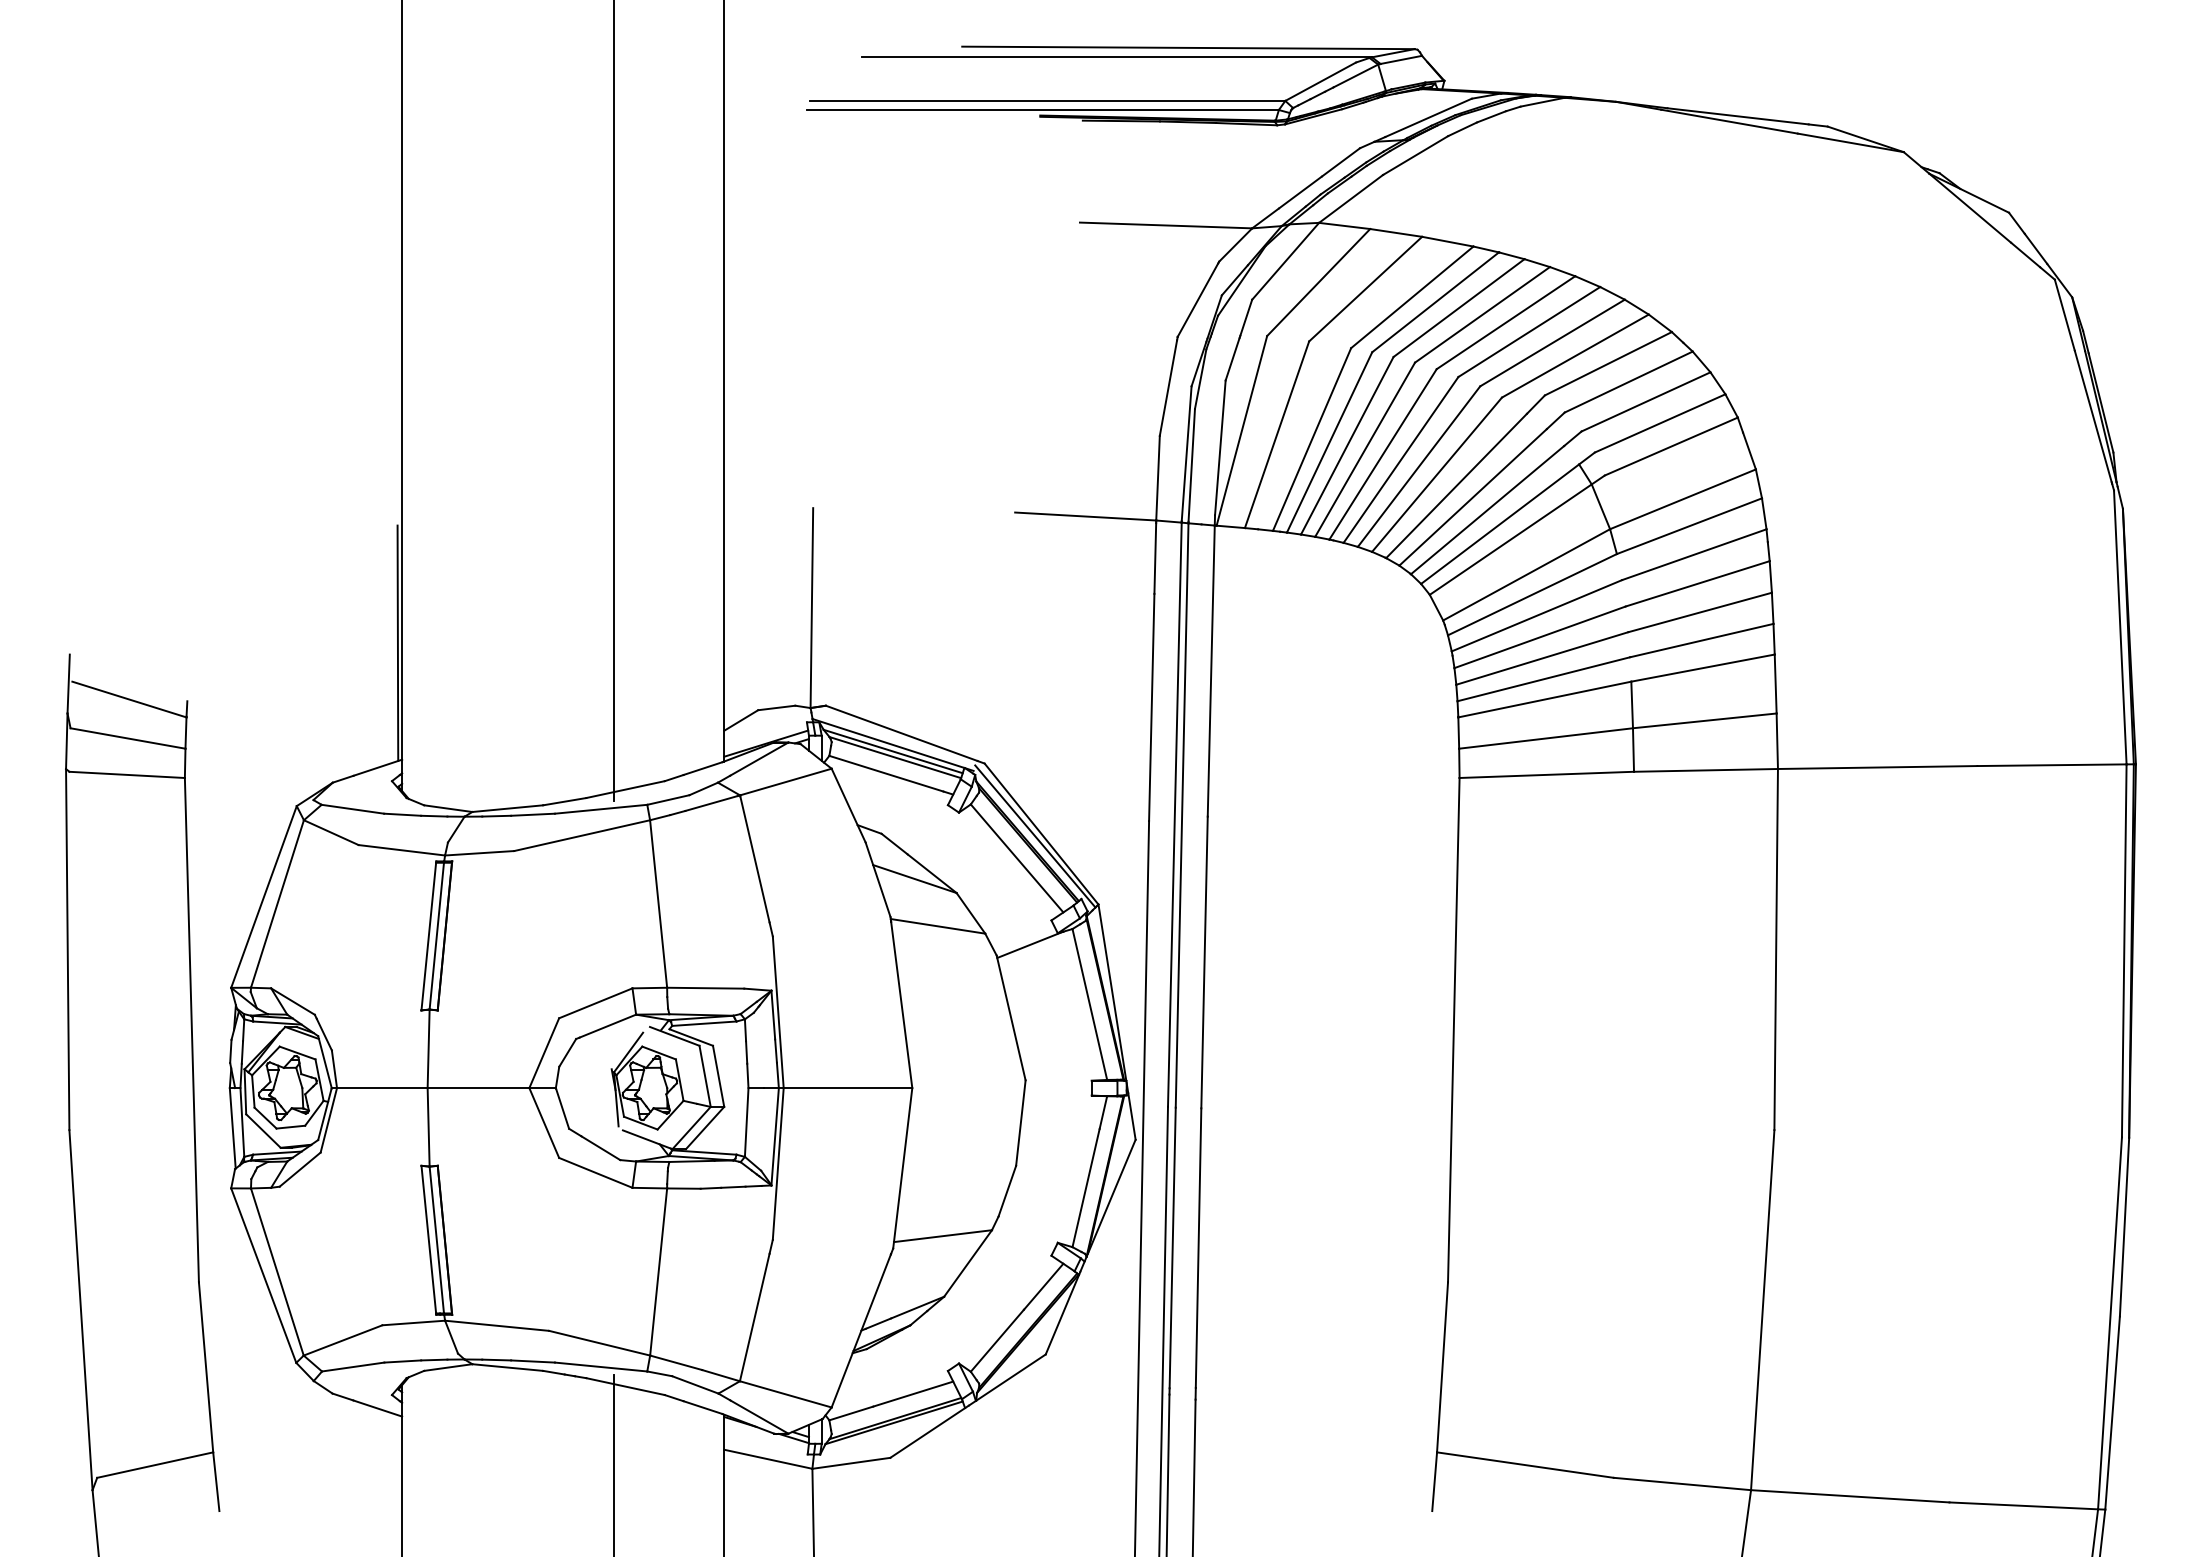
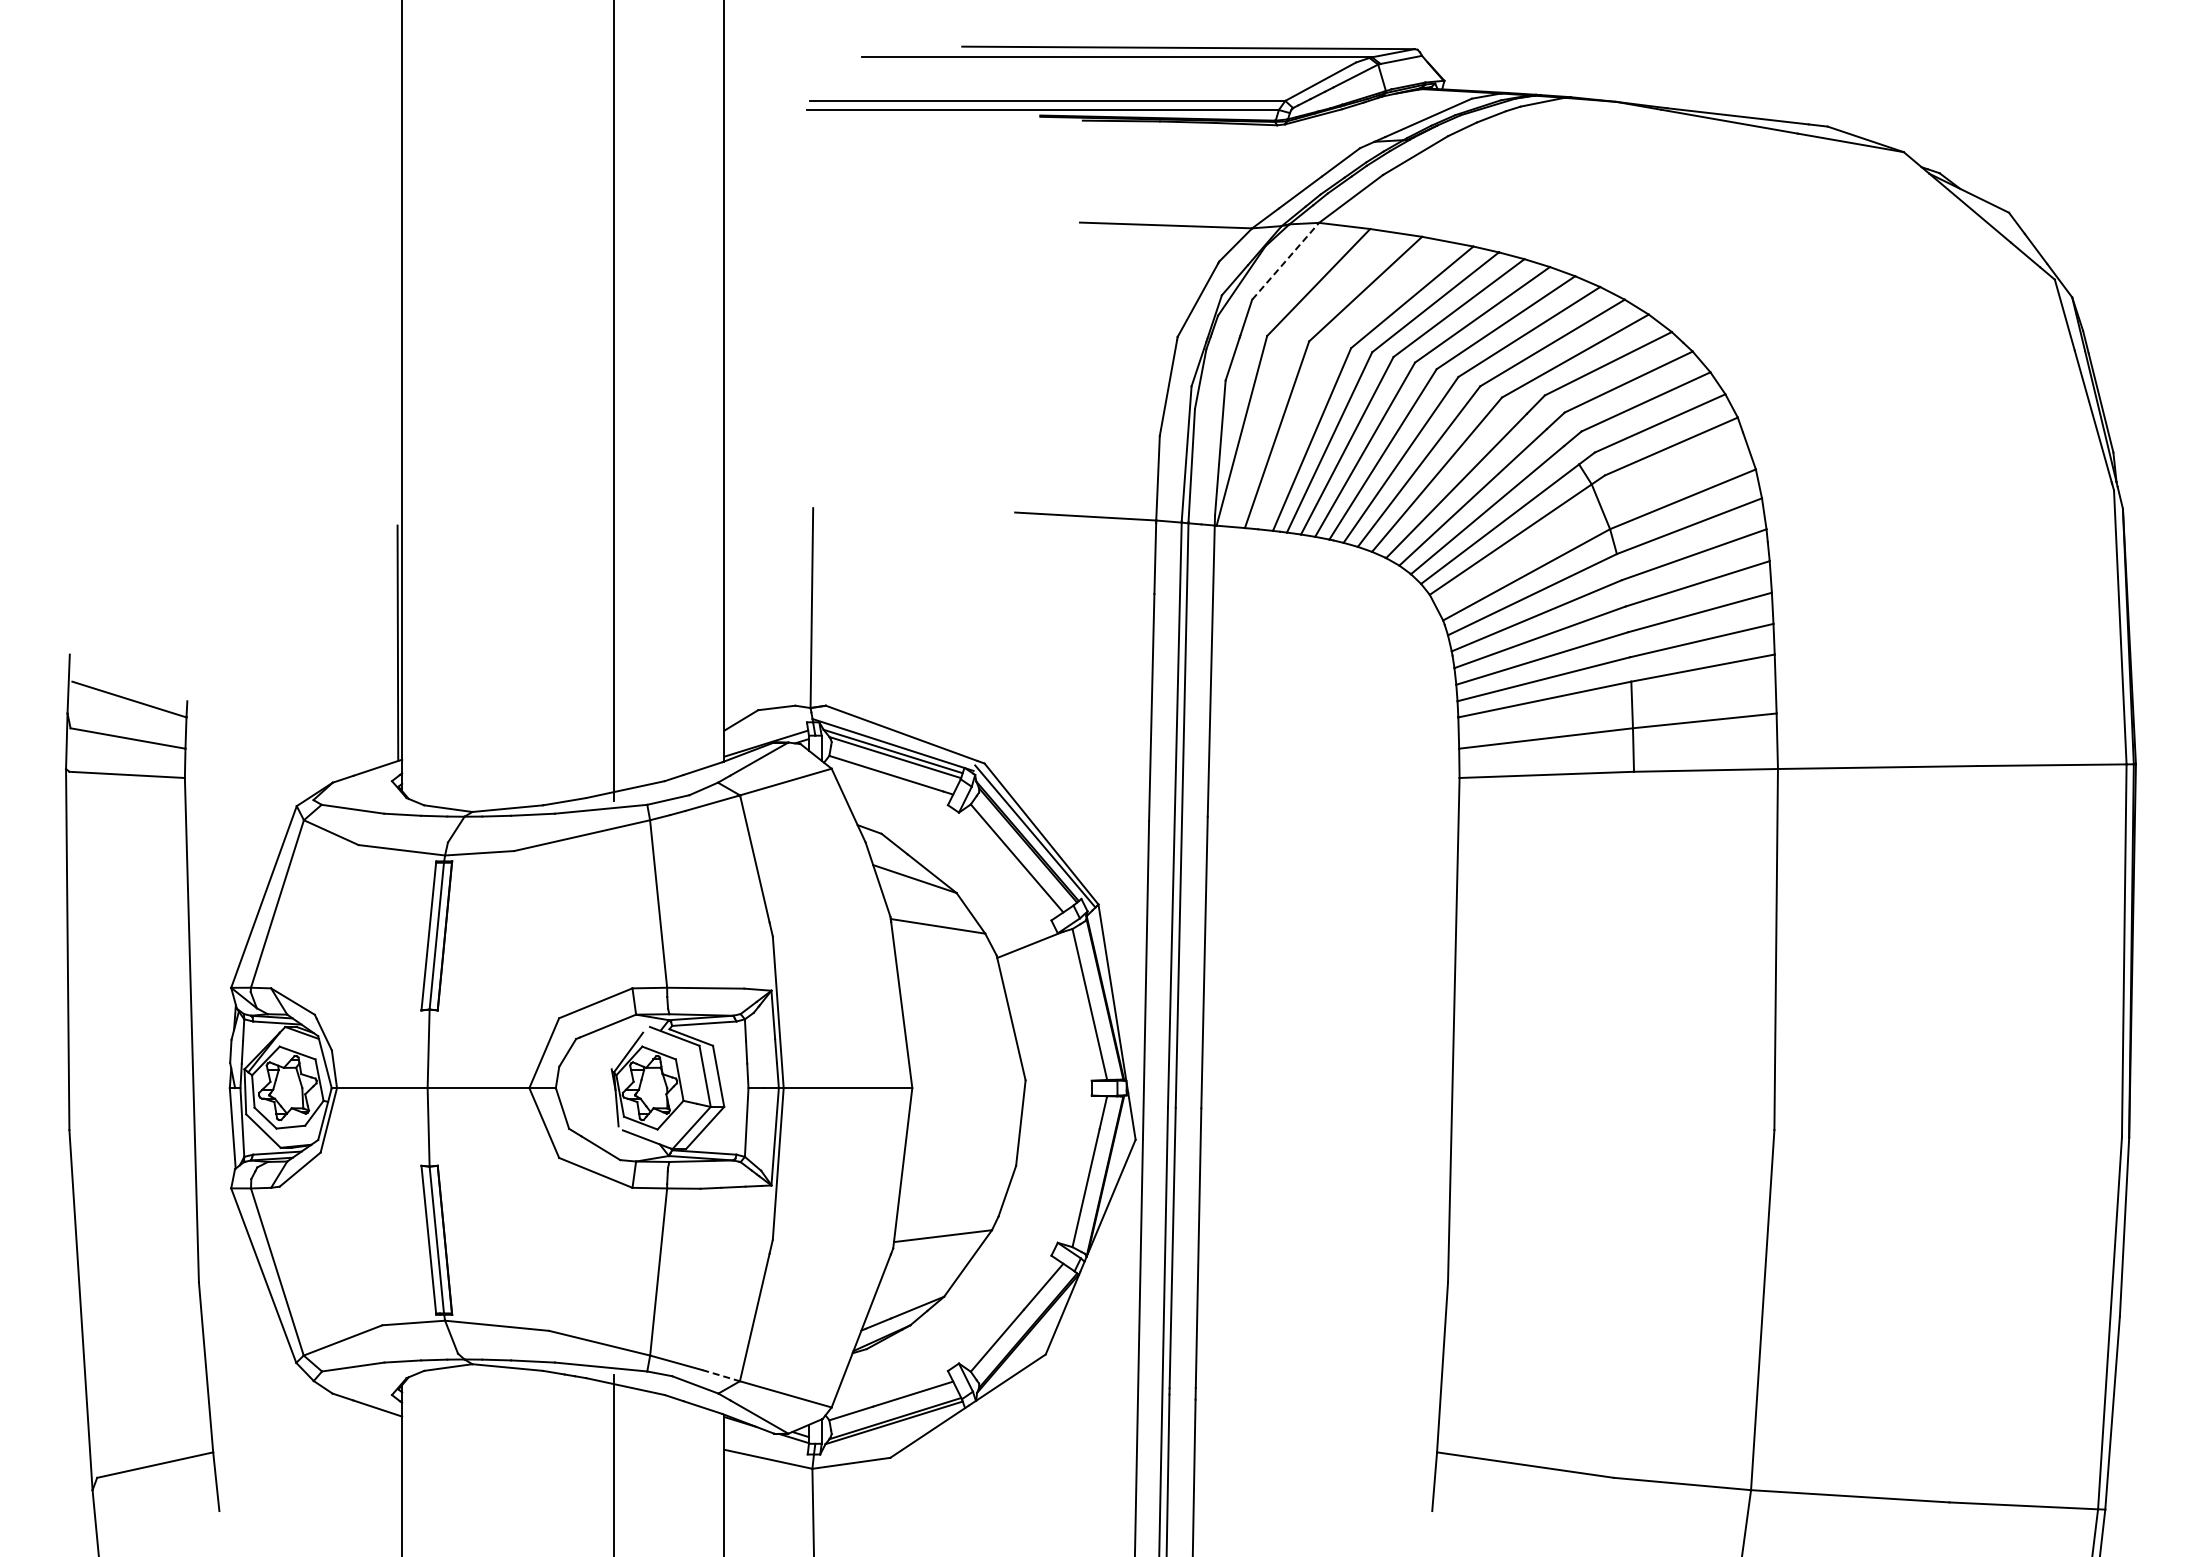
line: solid -> dashed (1285, 261)
line: solid -> dashed (721, 1375)
